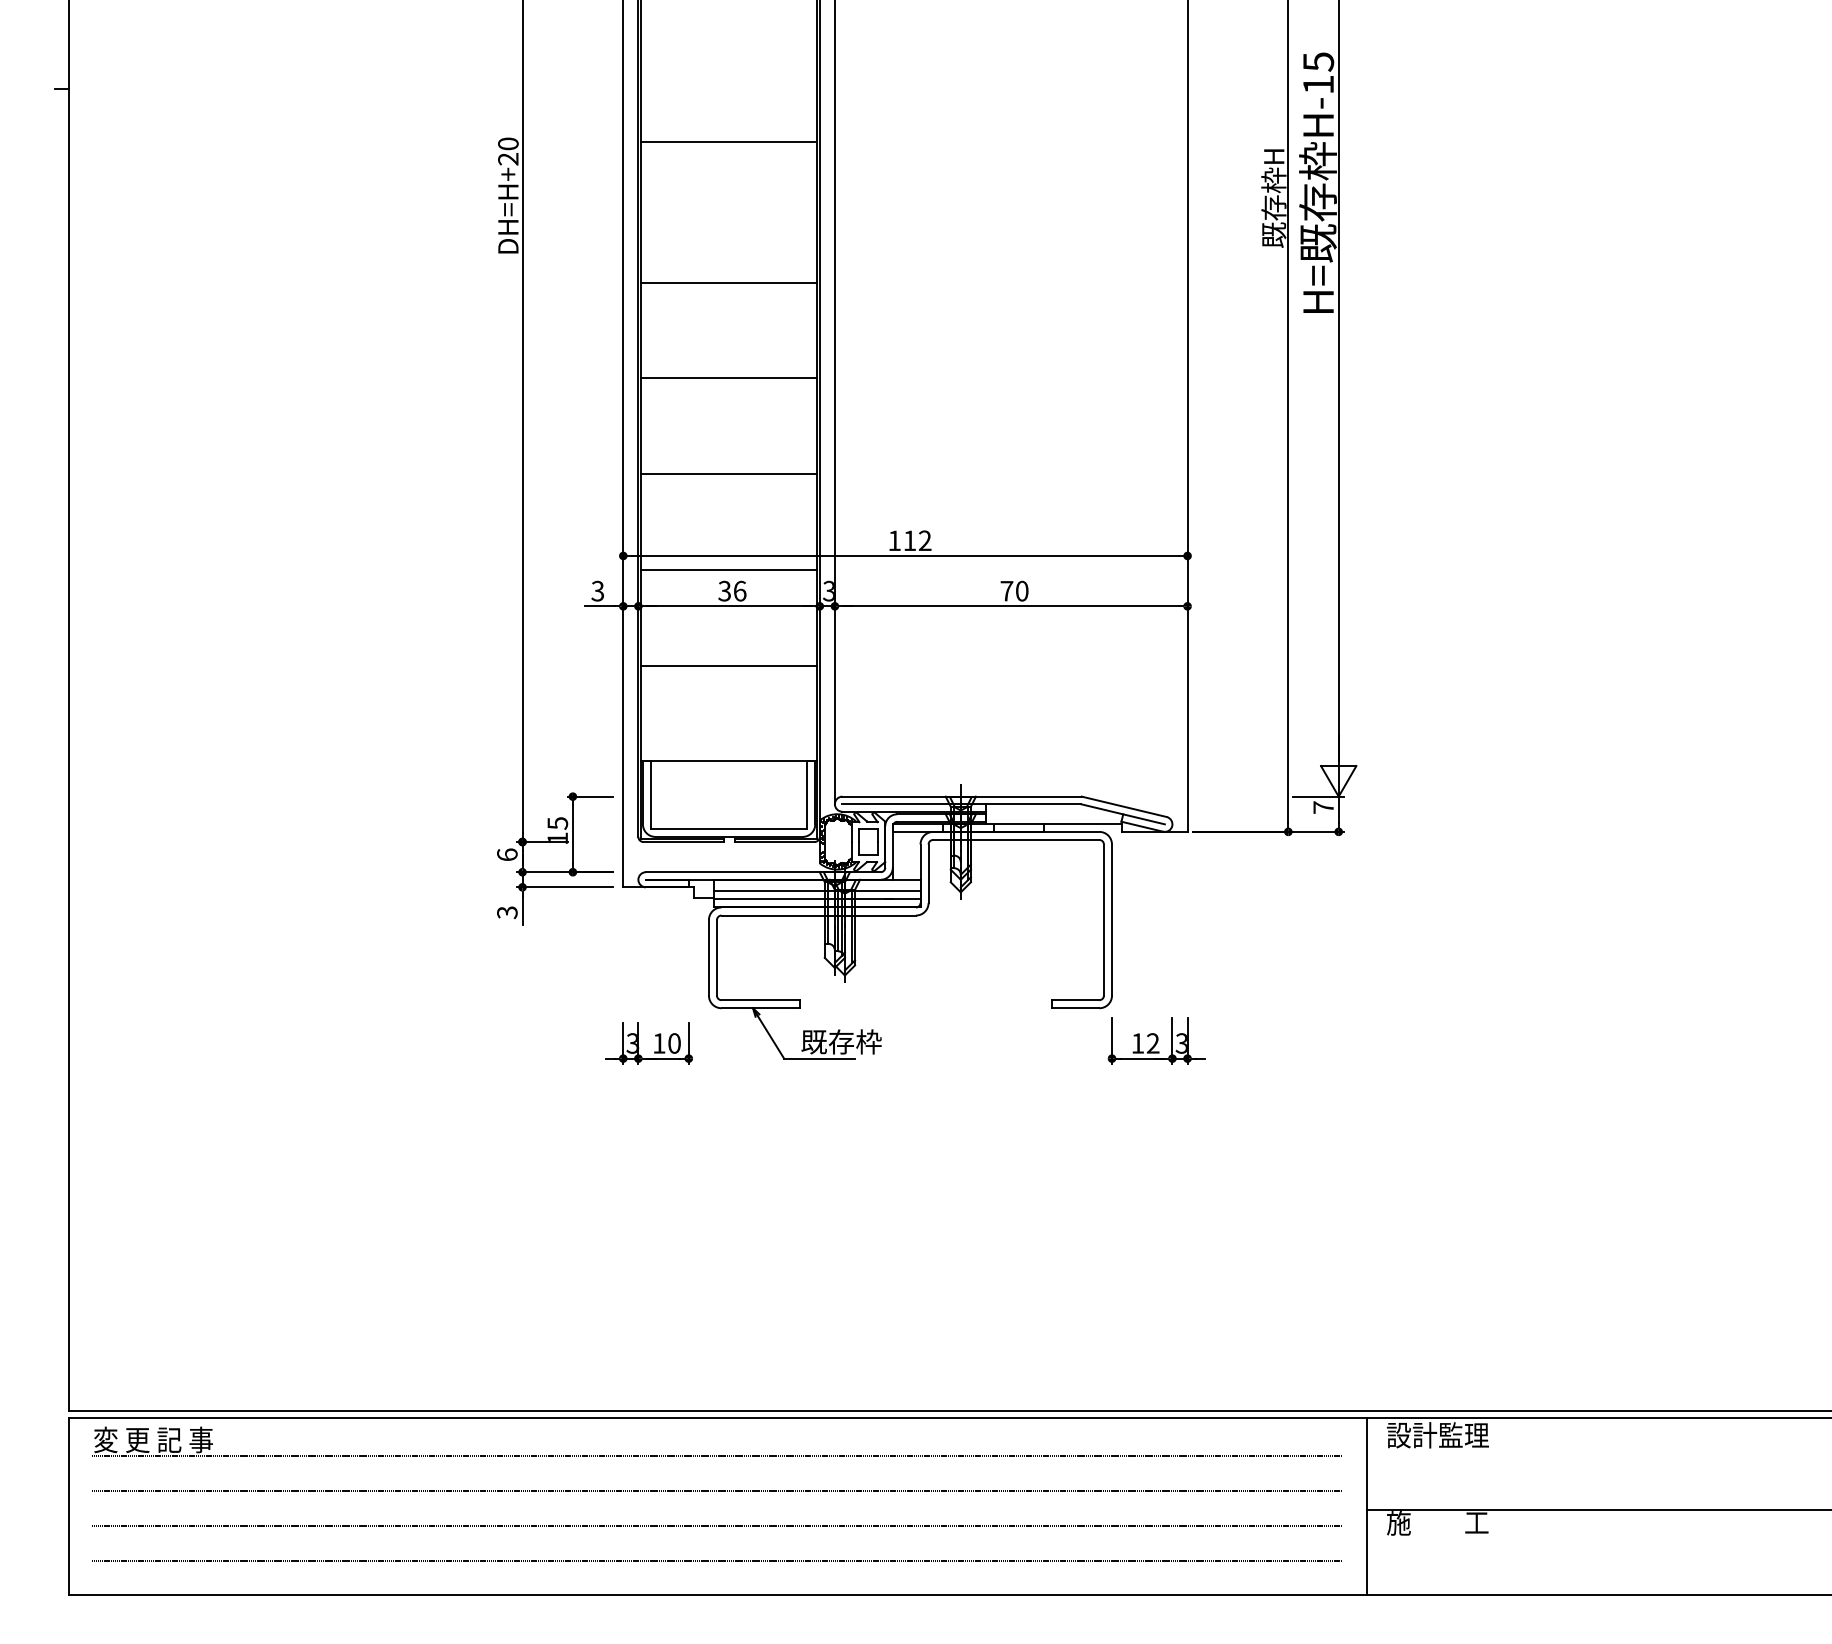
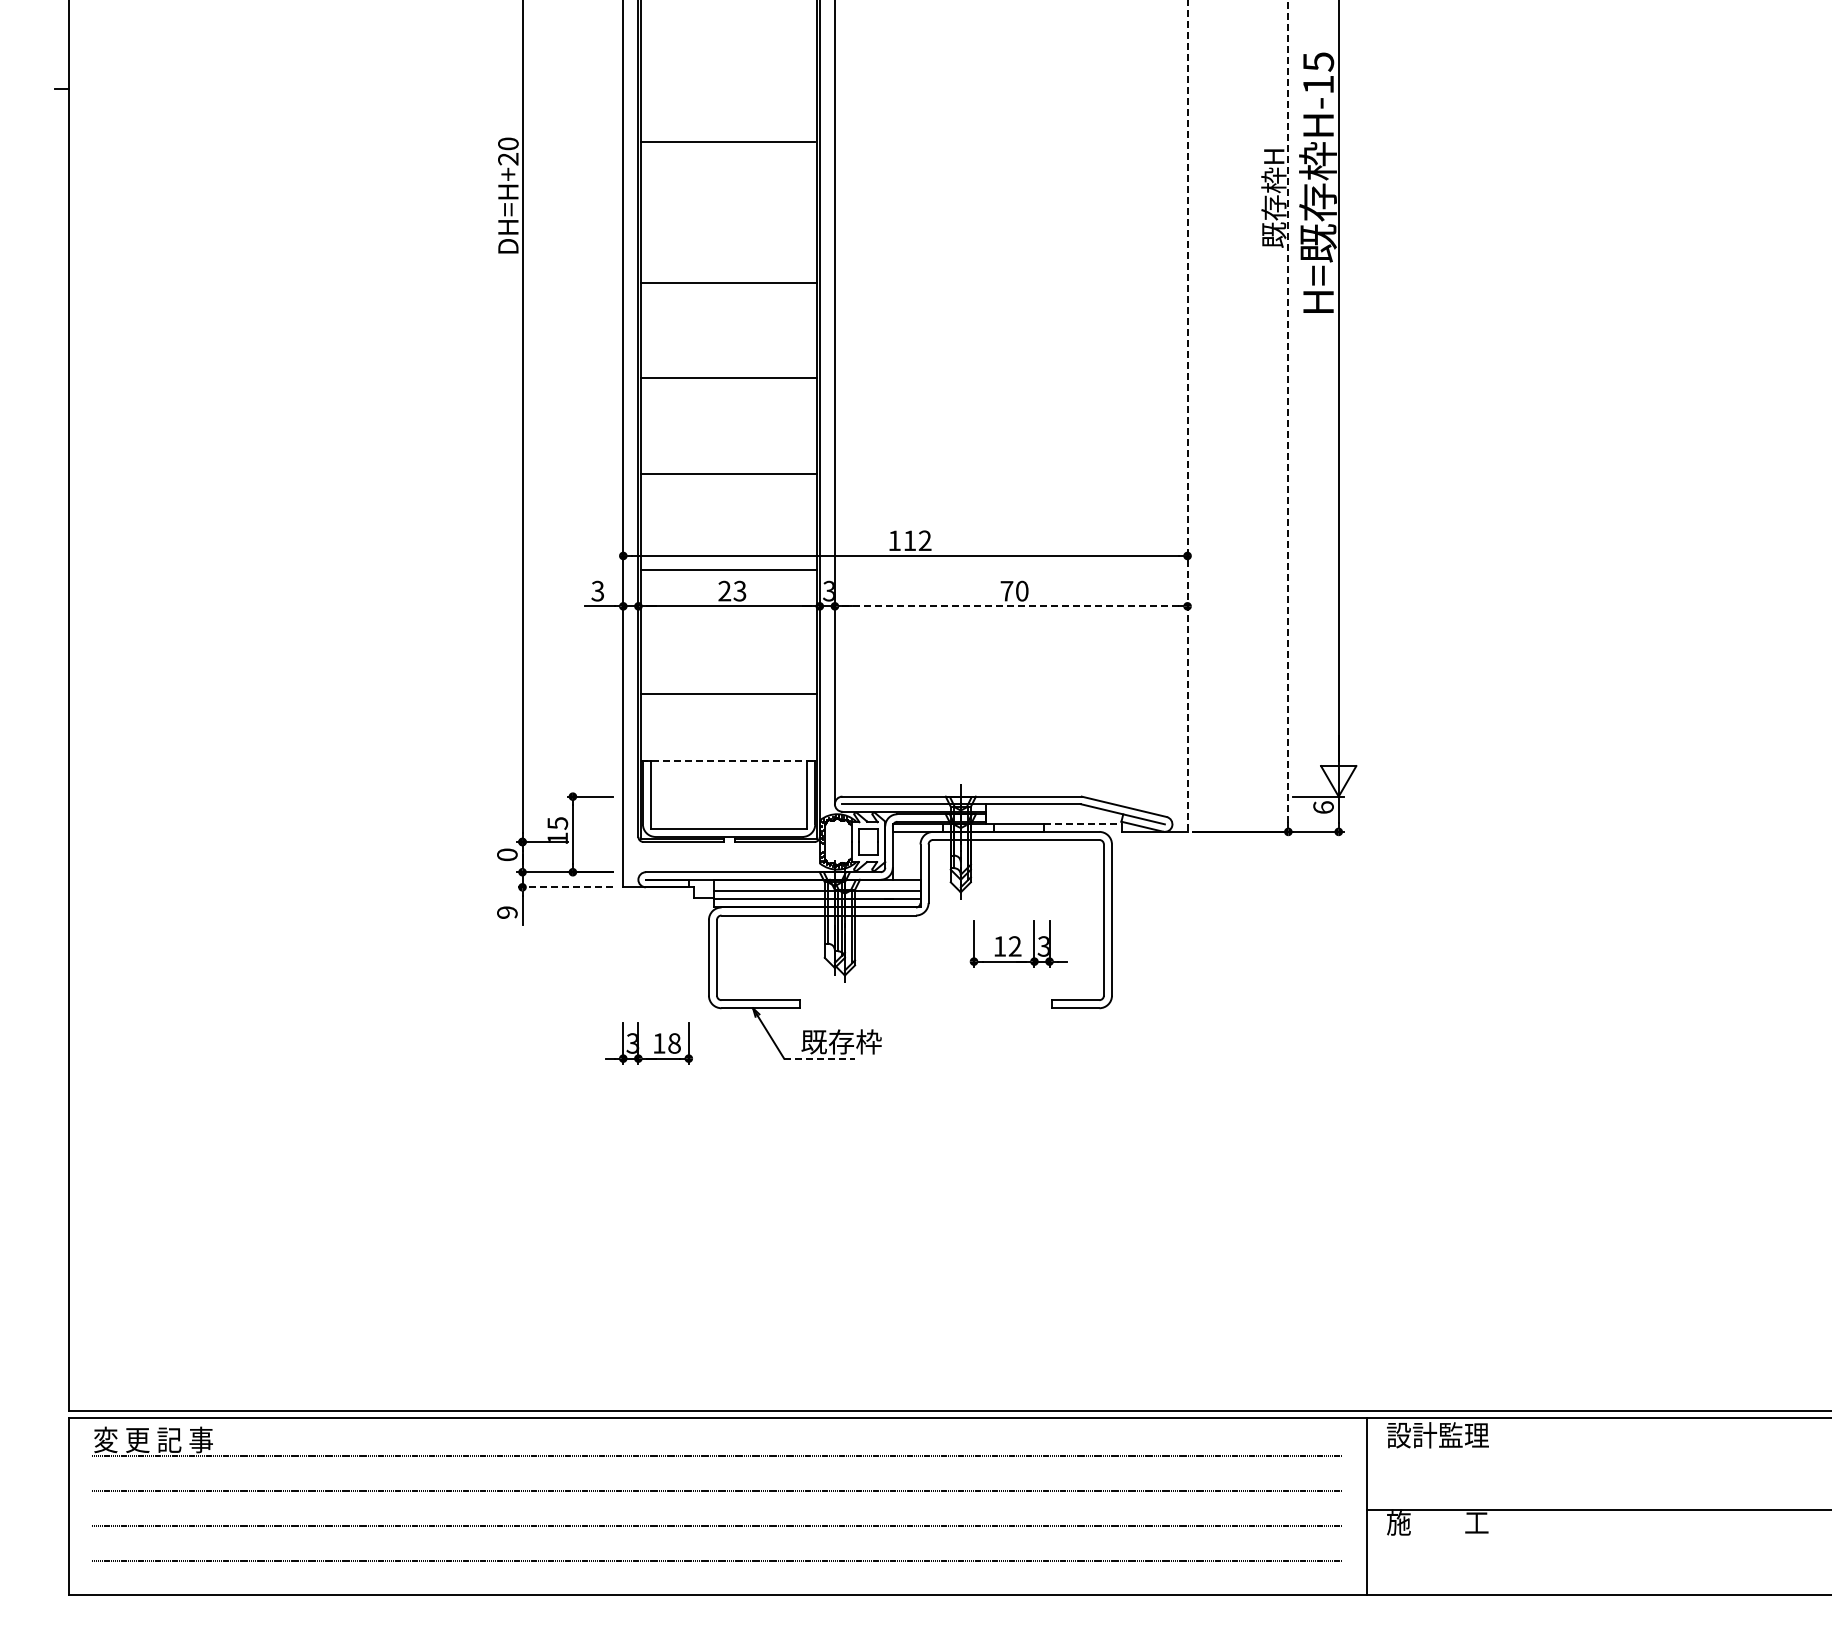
line: solid -> dashed (1288, 411)
line: solid -> dashed (1187, 416)
text: 36 -> 23 (732, 590)
line: solid -> dashed (1011, 606)
line position: (728, 665) -> (728, 693) (728, 693)
line: solid -> dashed (729, 761)
text: 7 -> 6 (1323, 807)
line: solid -> dashed (1083, 824)
text: 6 -> 0 (507, 854)
line: solid -> dashed (565, 887)
text: 3 -> 9 (507, 912)
part position: (1156, 1040) -> (1018, 943) (1018, 943)
text: 10 -> 18 (674, 1043)
line: solid -> dashed (819, 1058)
